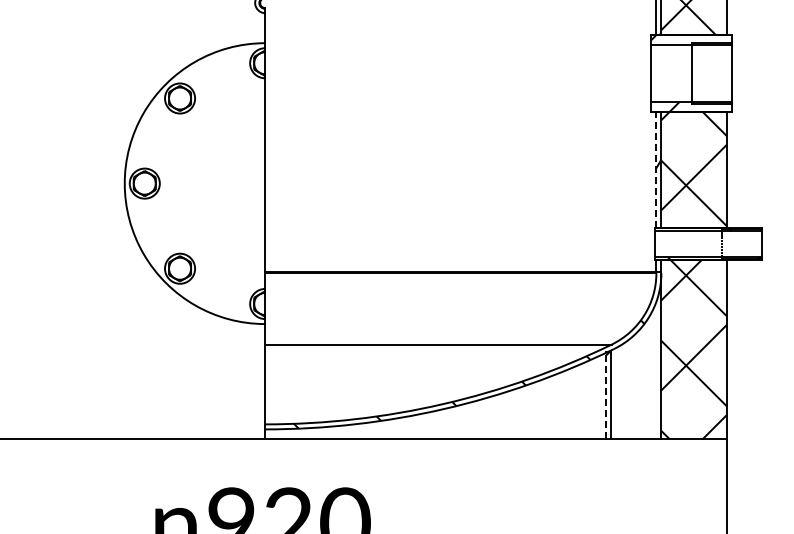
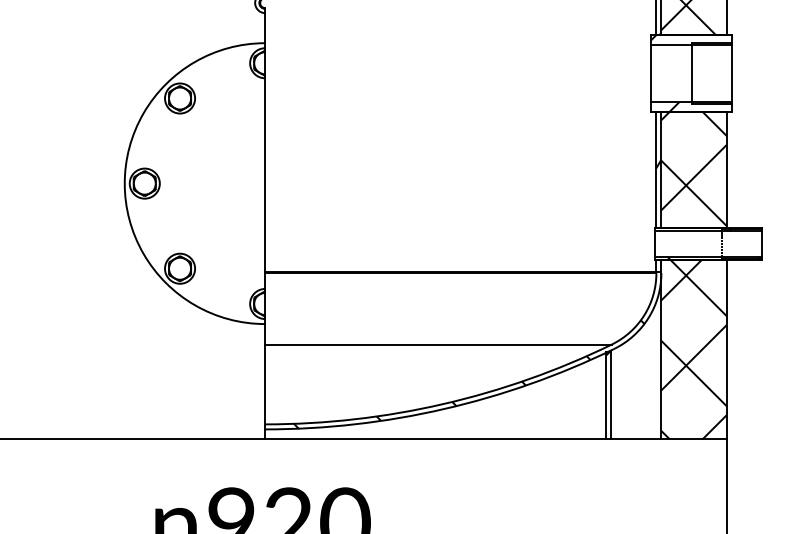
line: dashed -> solid (656, 169)
line: dashed -> solid (606, 395)
